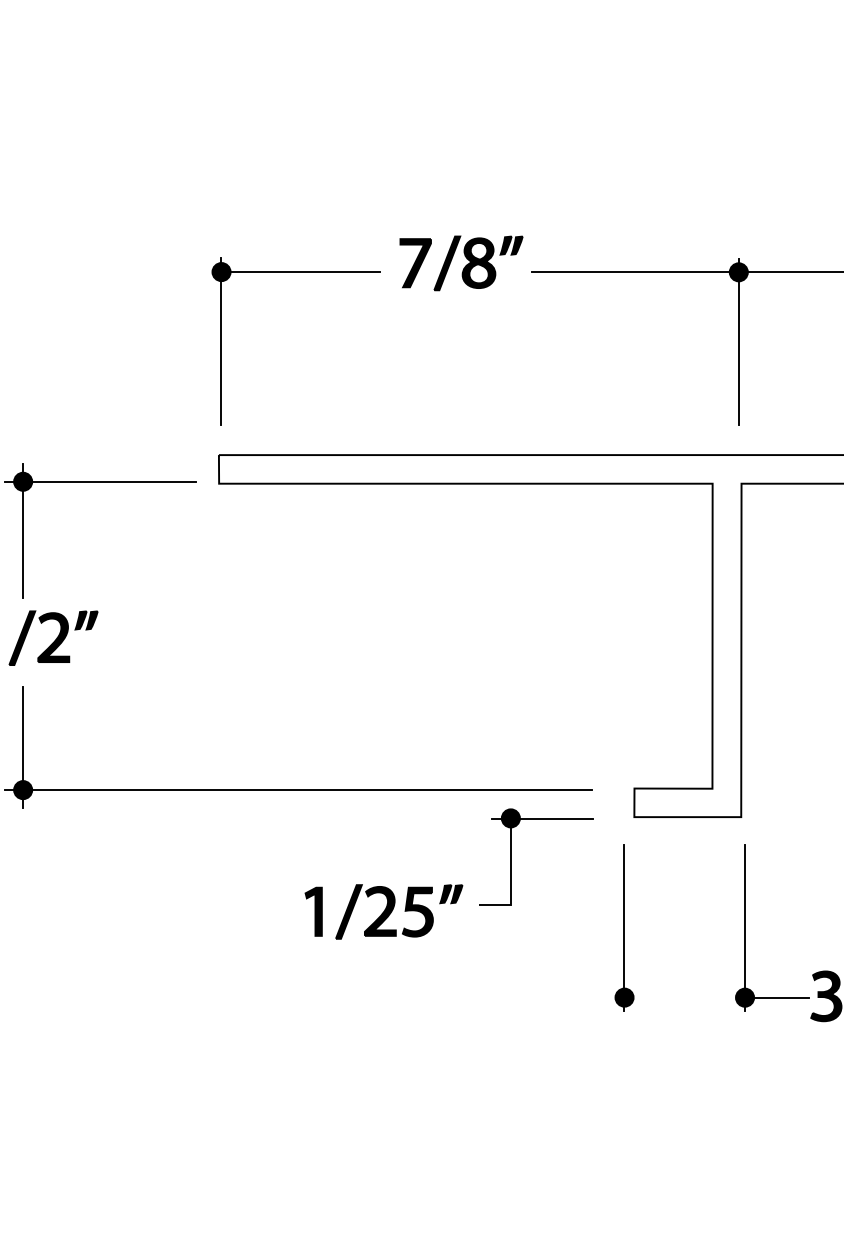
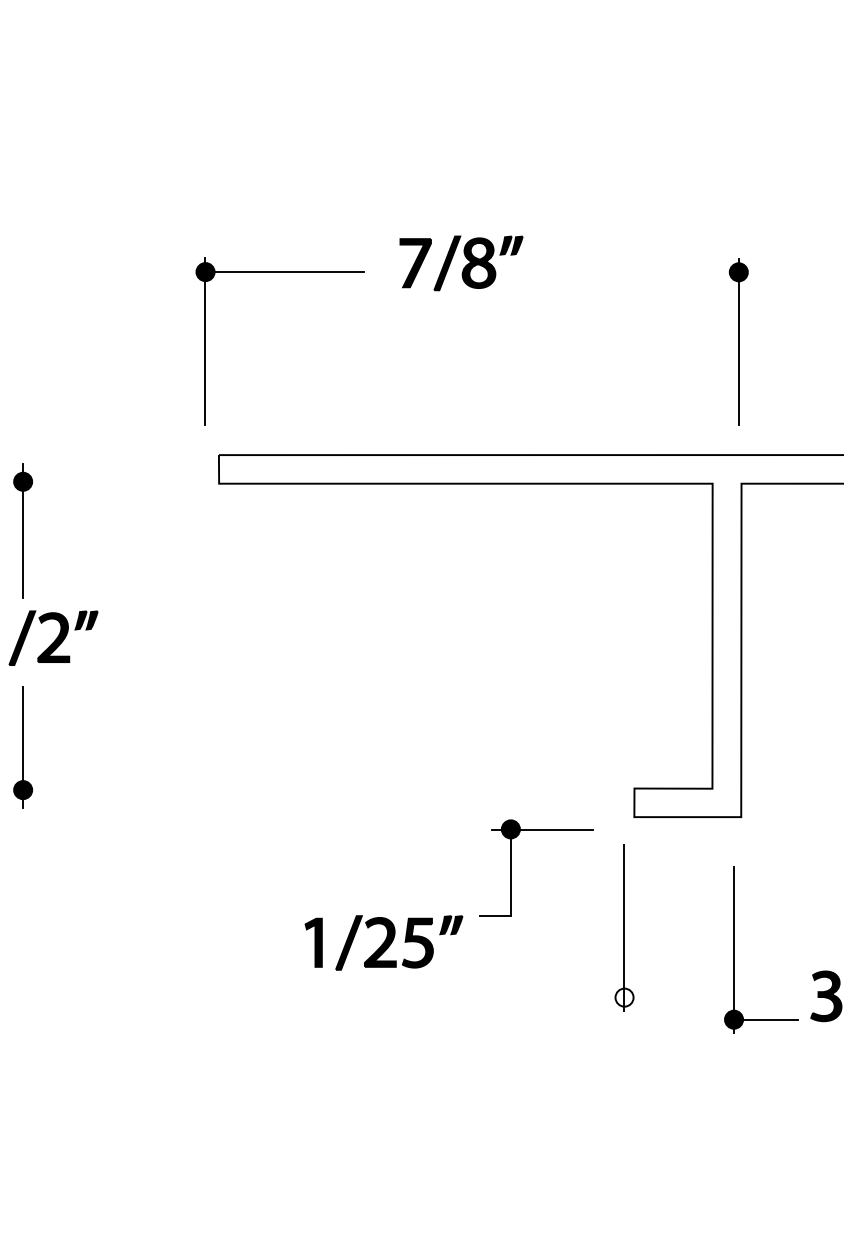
part position: (295, 272) -> (279, 272) (279, 272)
line: present -> none (685, 272)
line: present -> none (100, 481)
line: present -> none (298, 789)
part position: (511, 856) -> (511, 867) (511, 867)
part position: (383, 911) -> (383, 942) (383, 942)
part position: (745, 927) -> (734, 949) (734, 949)
fill: present -> none (624, 997)
